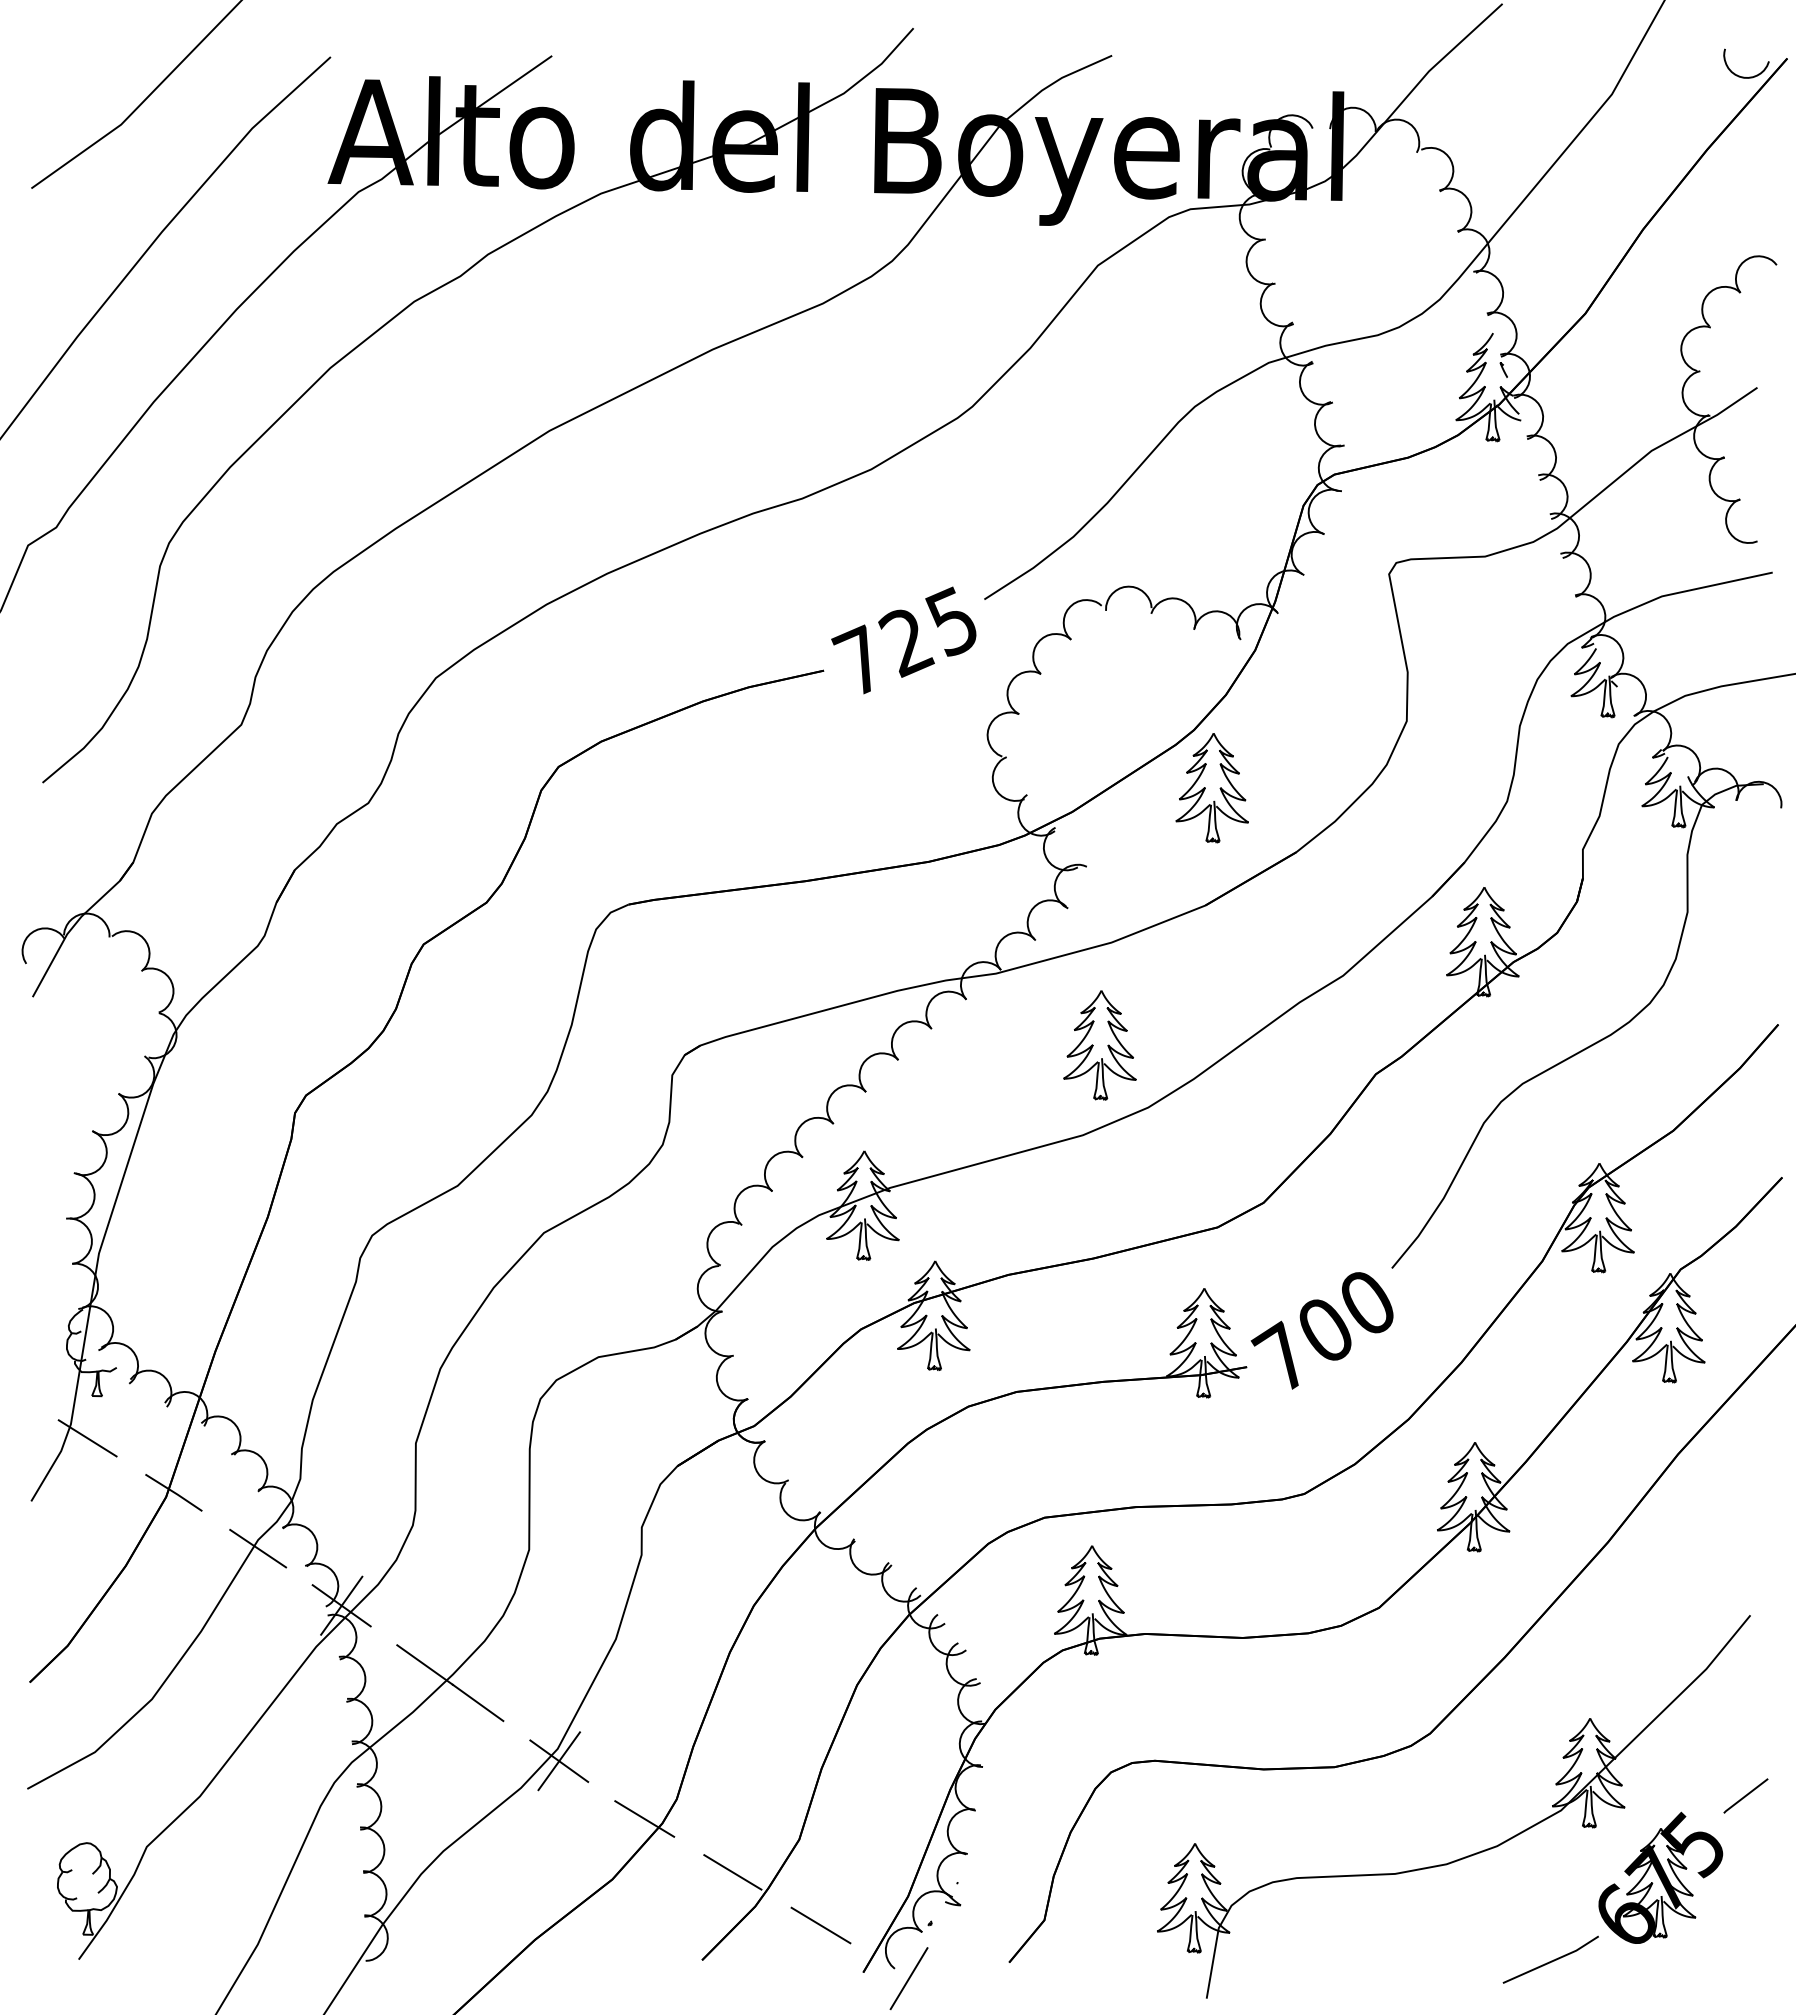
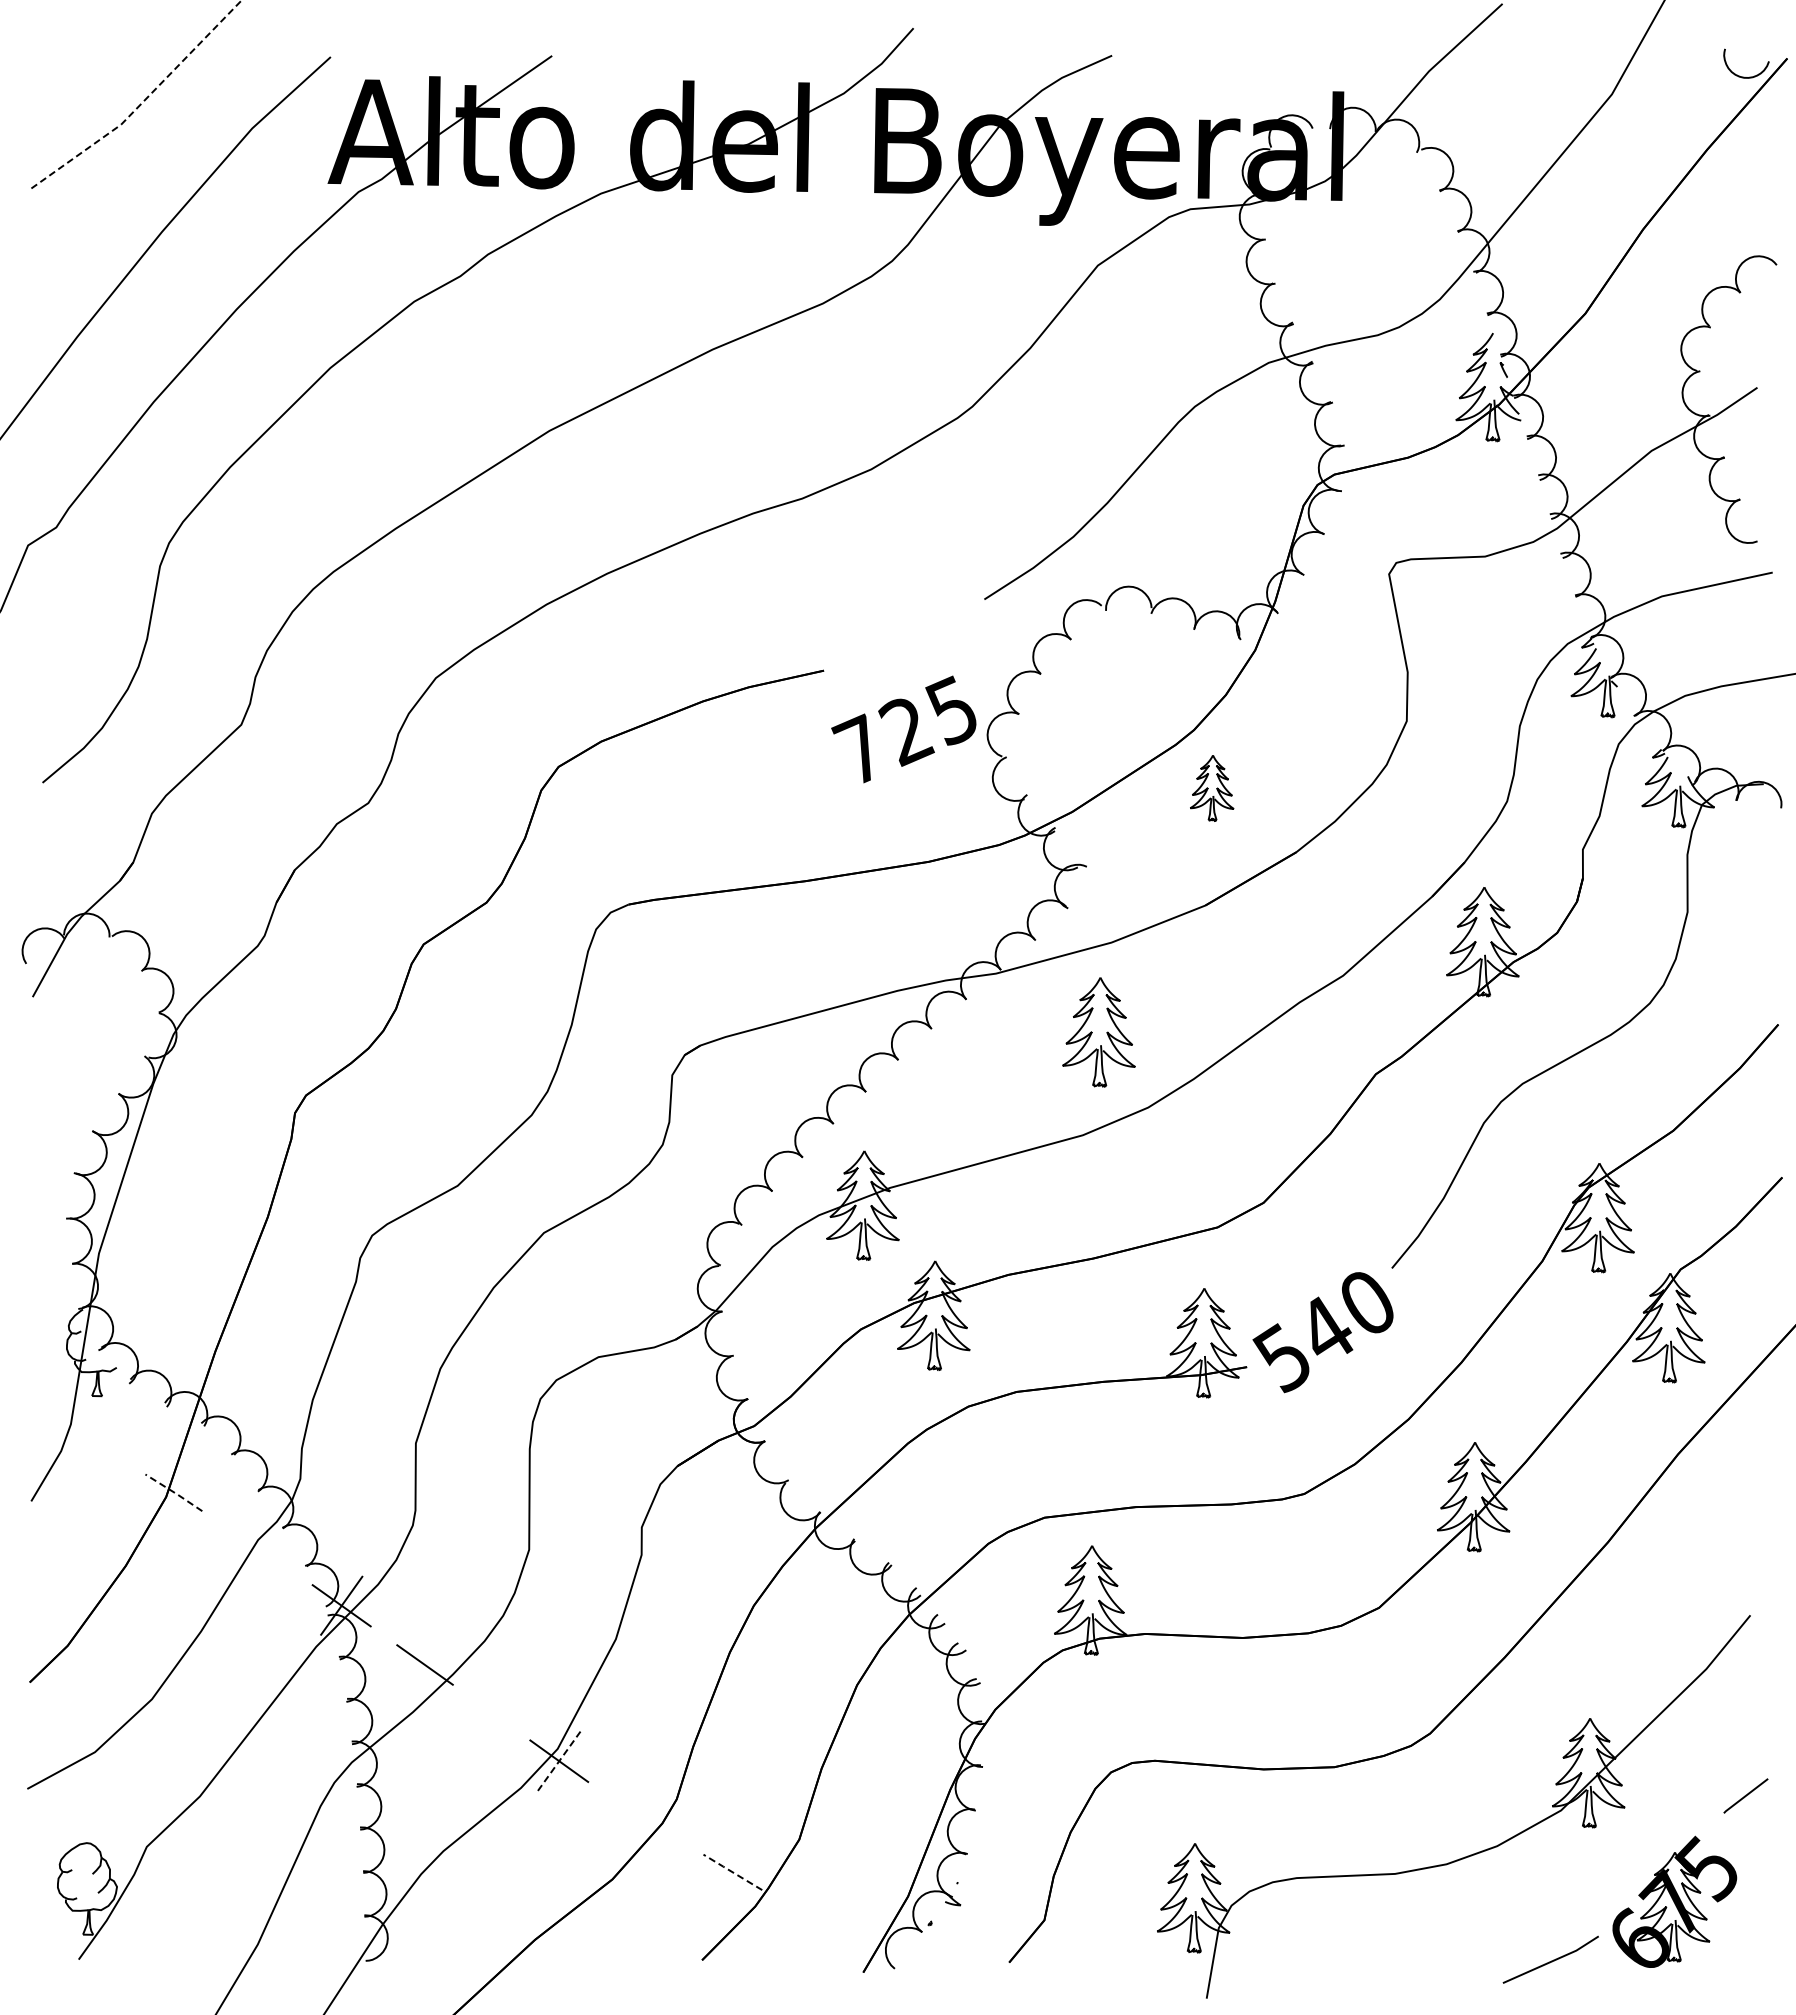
line: solid -> dashed (142, 102)
text position: (903, 640) -> (903, 729) (903, 729)
part size: 74x111 px -> 45x67 px (1212, 788)
part position: (1099, 1045) -> (1098, 1032) (1098, 1032)
text: 700 -> 540 (1301, 1344)
line: present -> none (87, 1438)
line: solid -> dashed (174, 1492)
line: present -> none (258, 1548)
line: present -> none (477, 1702)
line: solid -> dashed (559, 1761)
line: present -> none (644, 1818)
line: solid -> dashed (731, 1871)
part position: (1660, 1877) -> (1674, 1901) (1674, 1901)
line: present -> none (820, 1925)
line: present -> none (908, 1978)
